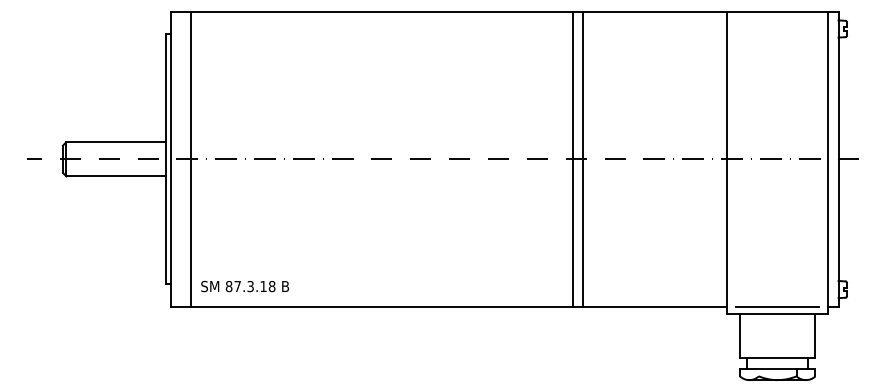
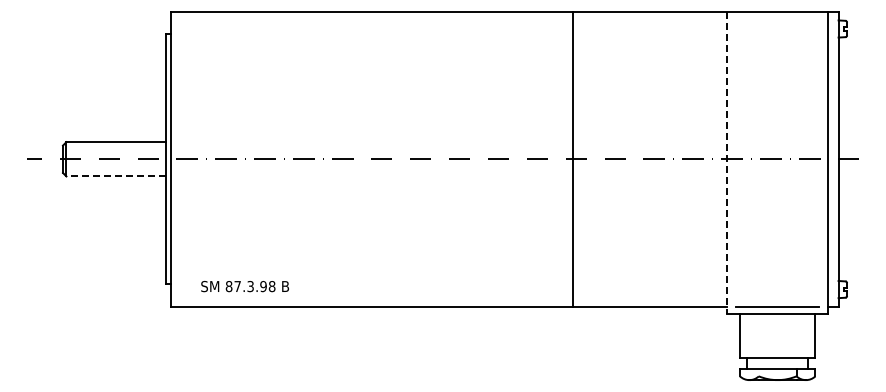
line: present -> none (190, 158)
line: present -> none (583, 158)
line: solid -> dashed (727, 162)
line: solid -> dashed (116, 176)
text: 87.3.18 -> 87.3.98 (263, 286)
